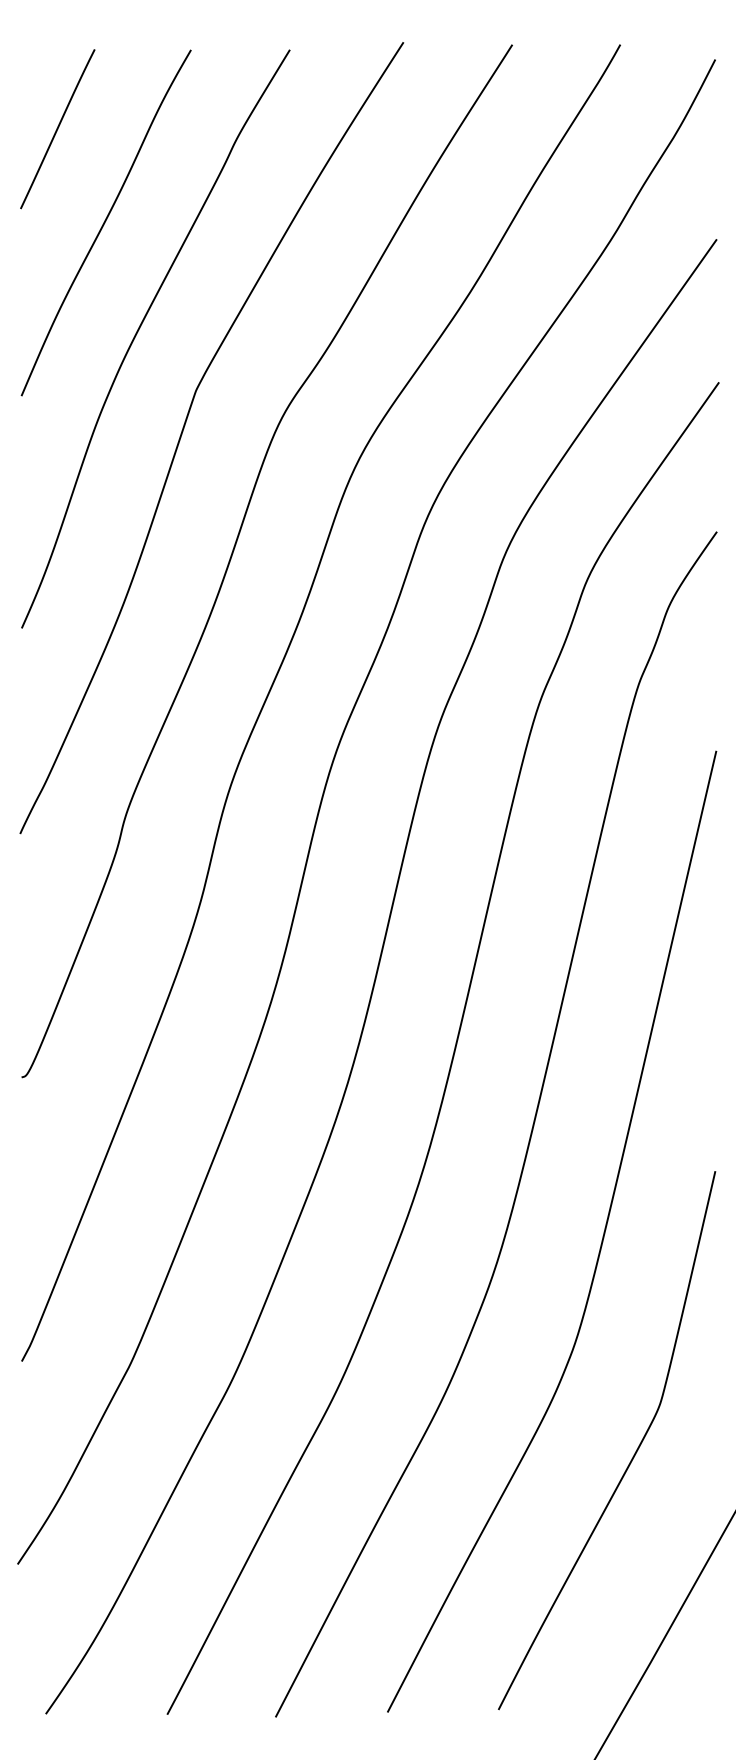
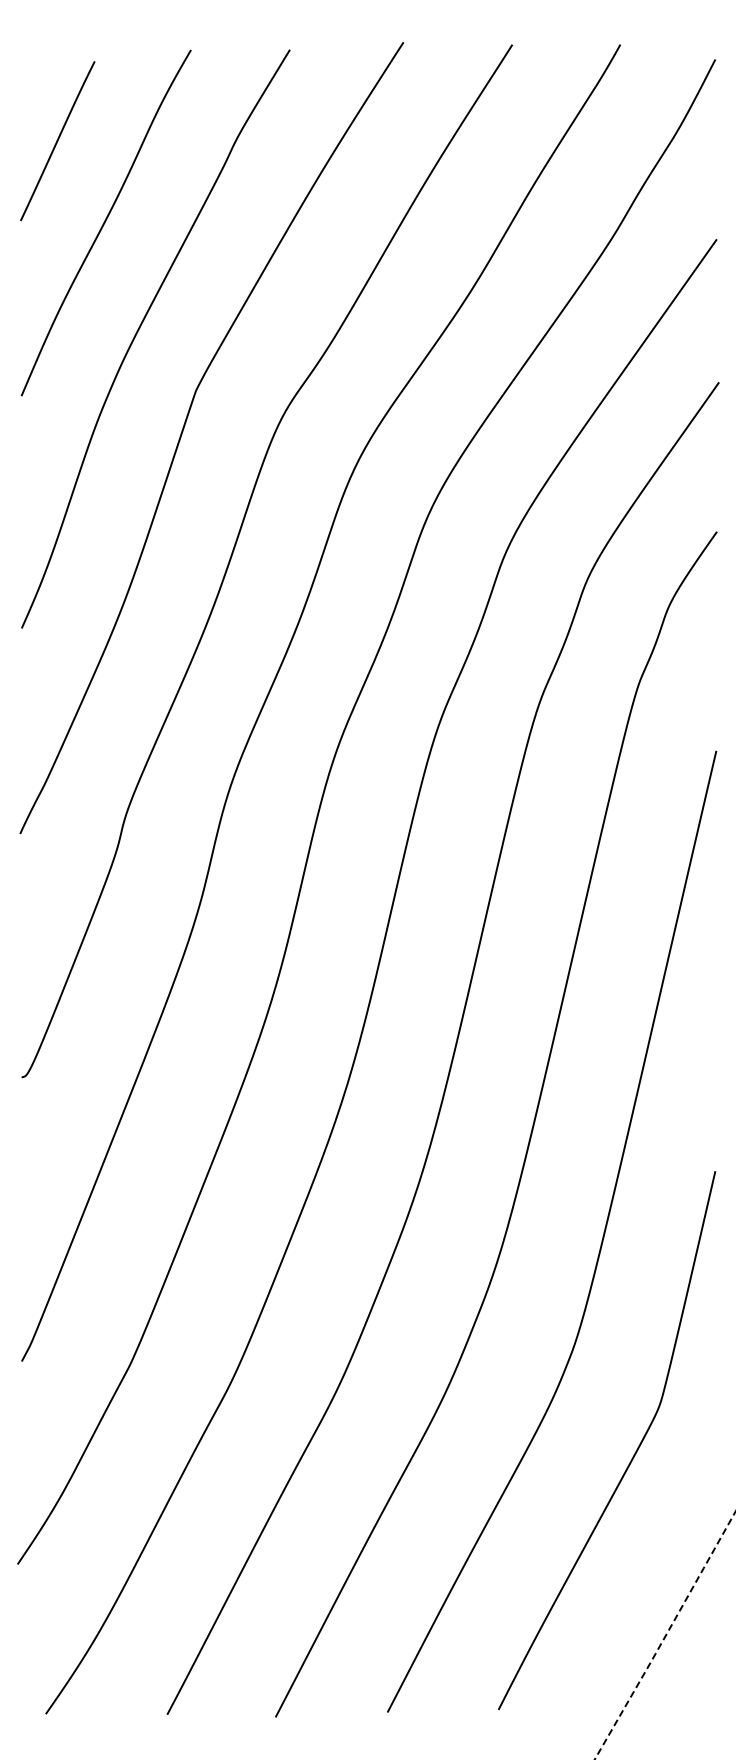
line position: (57, 129) -> (57, 141) (57, 141)
line: solid -> dashed (665, 1636)
